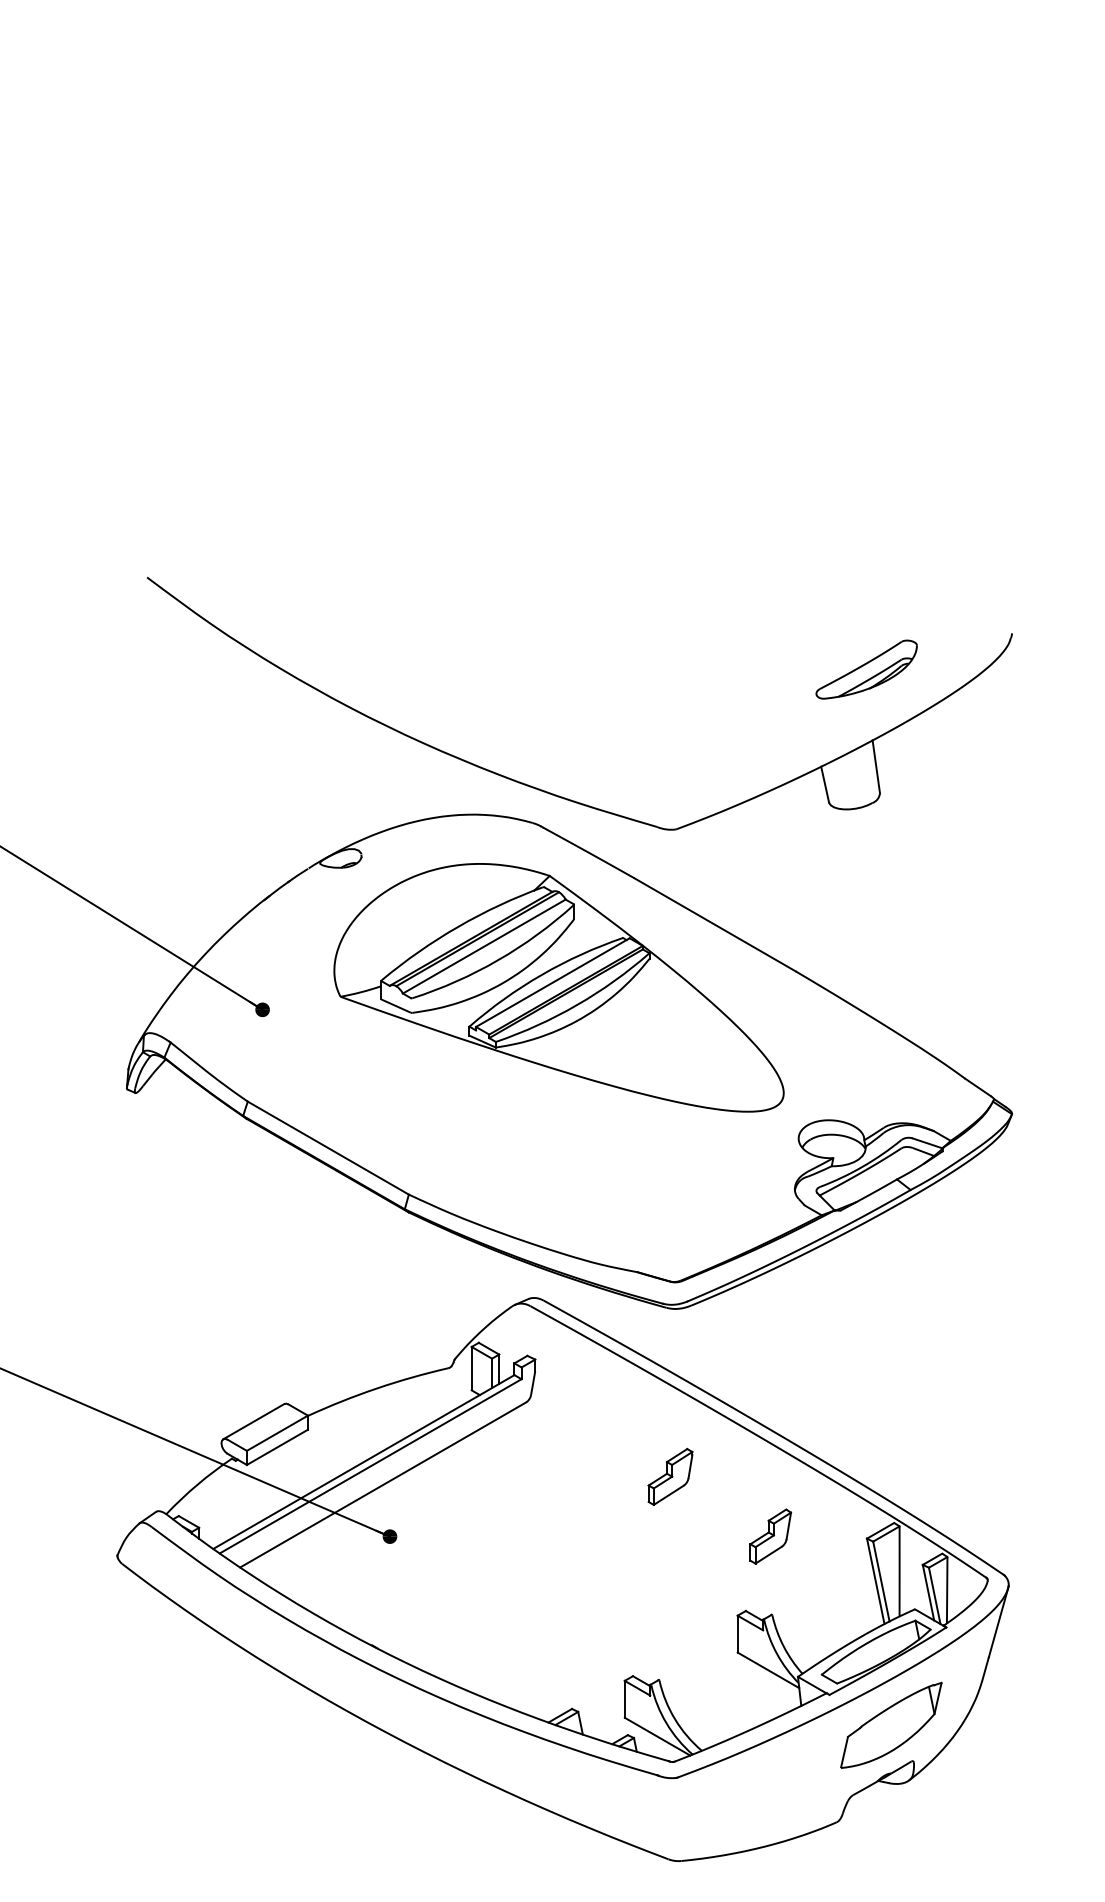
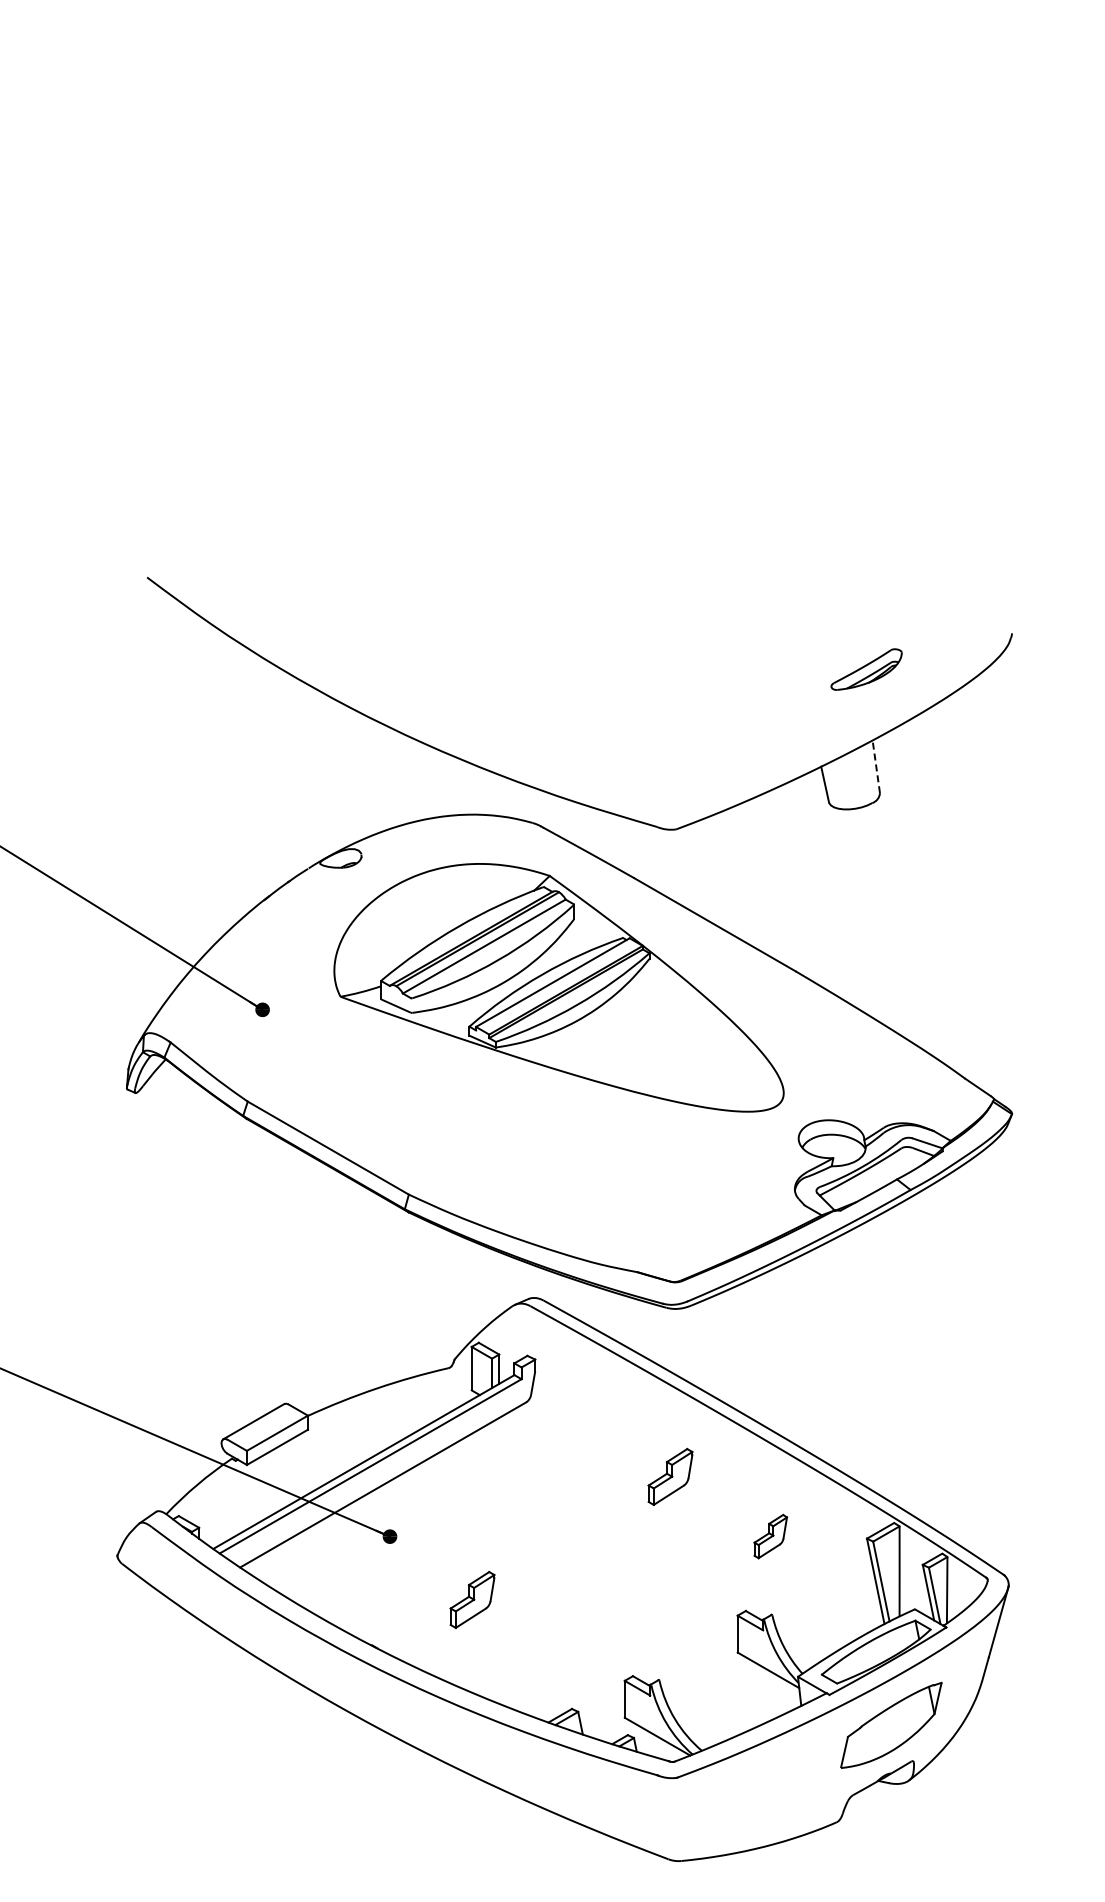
part size: 103x61 px -> 73x43 px (866, 669)
line: solid -> dashed (876, 766)
part size: 44x57 px -> 36x47 px (770, 1536)
part: none -> present (472, 1599)
